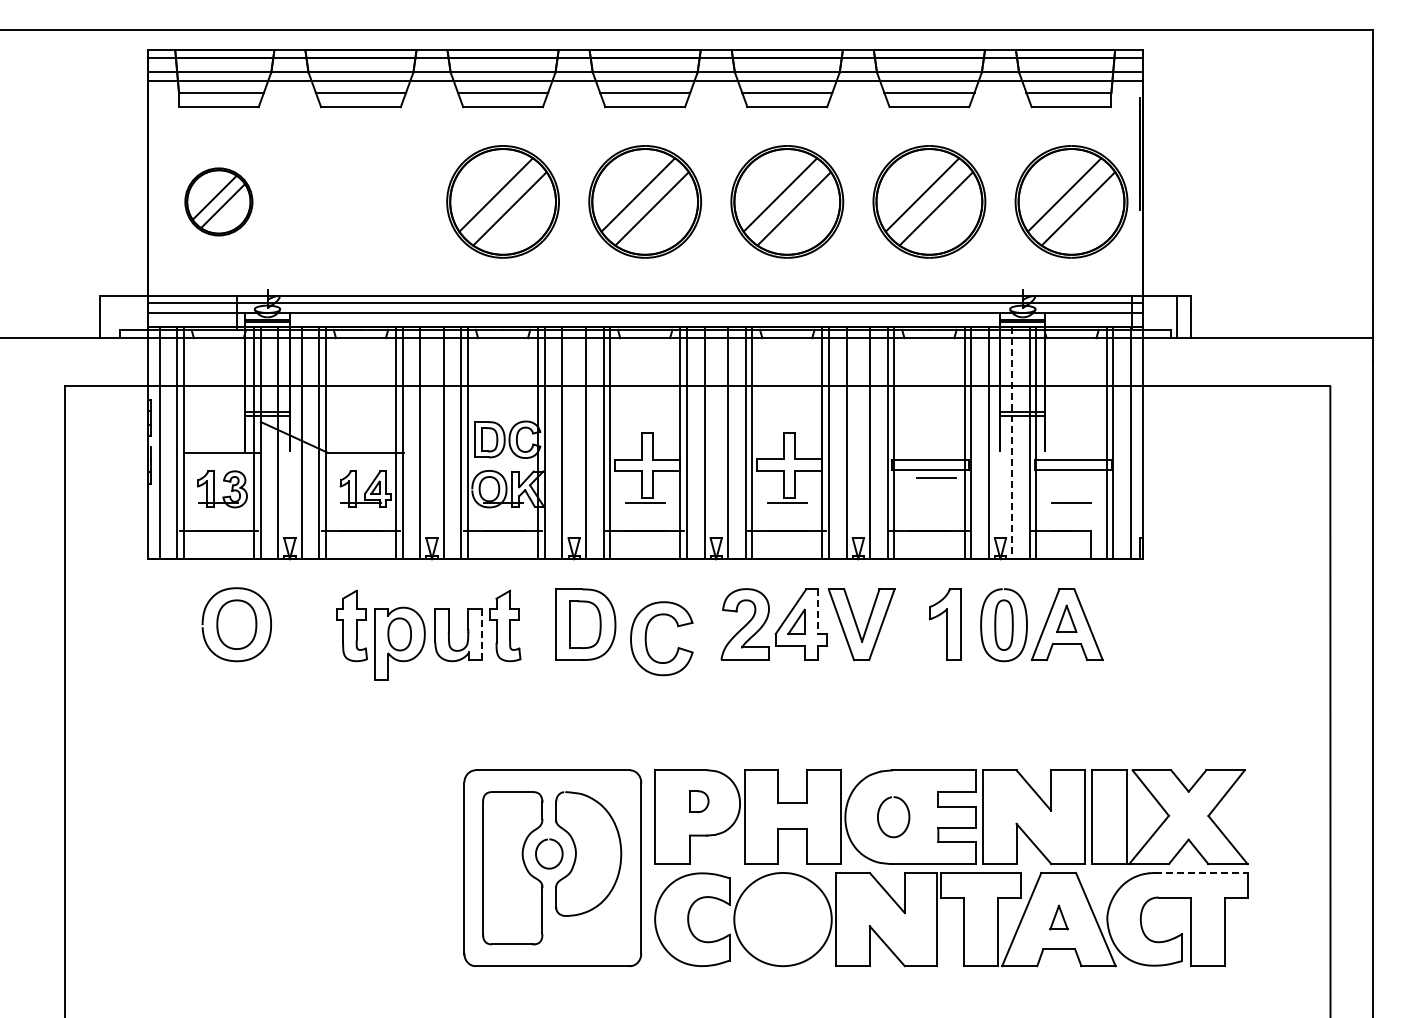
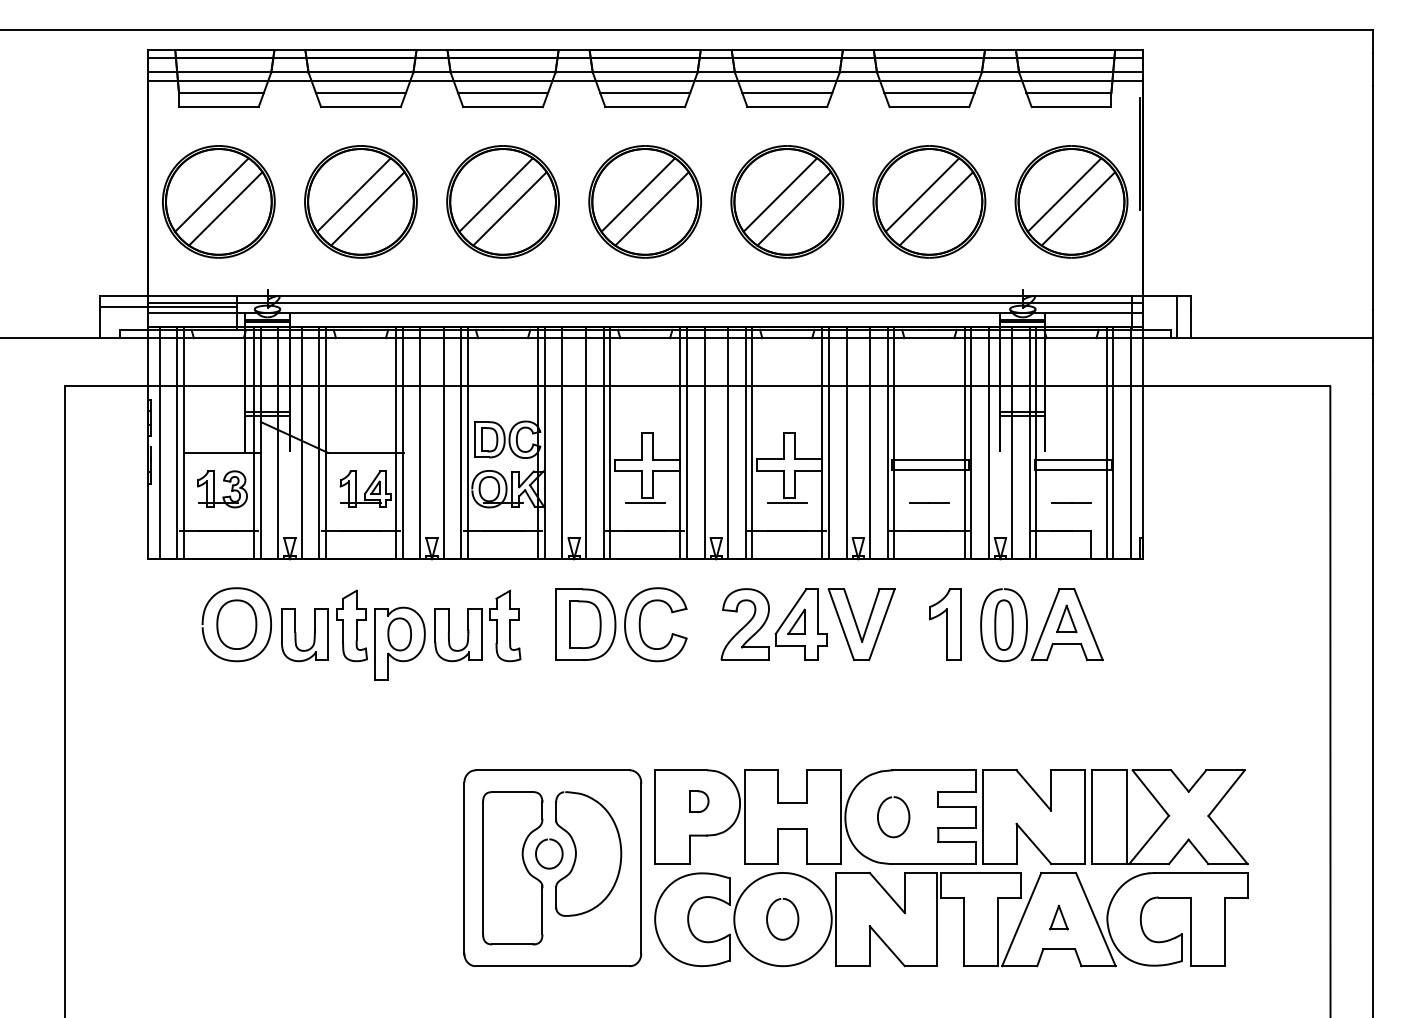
part size: 70x70 px -> 114x114 px (218, 201)
part: none -> present (360, 201)
line: none -> present (167, 307)
line: dashed -> solid (1012, 443)
line position: (936, 477) -> (929, 502) (929, 502)
line: dashed -> solid (817, 612)
line: dashed -> solid (481, 634)
part: none -> present (296, 635)
part position: (646, 638) -> (640, 624) (640, 624)
line: dashed -> solid (1201, 872)
curve: none -> present (768, 916)
